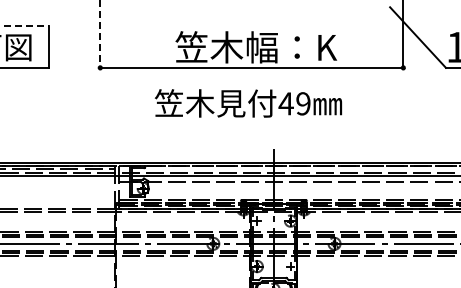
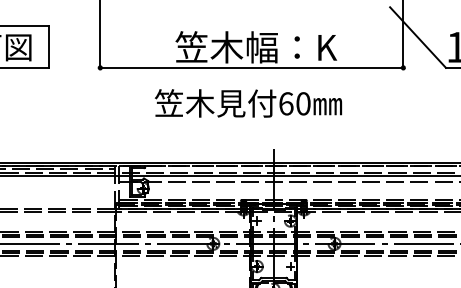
line: dashed -> solid (25, 25)
line: dashed -> solid (100, 35)
text: 49 -> 60 (294, 103)
